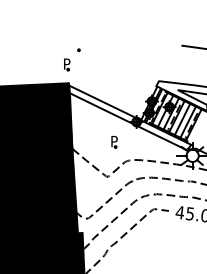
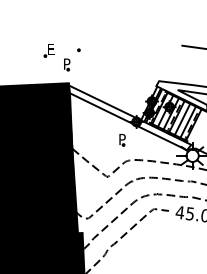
part: none -> present (48, 50)
part position: (114, 142) -> (122, 140) (122, 140)
